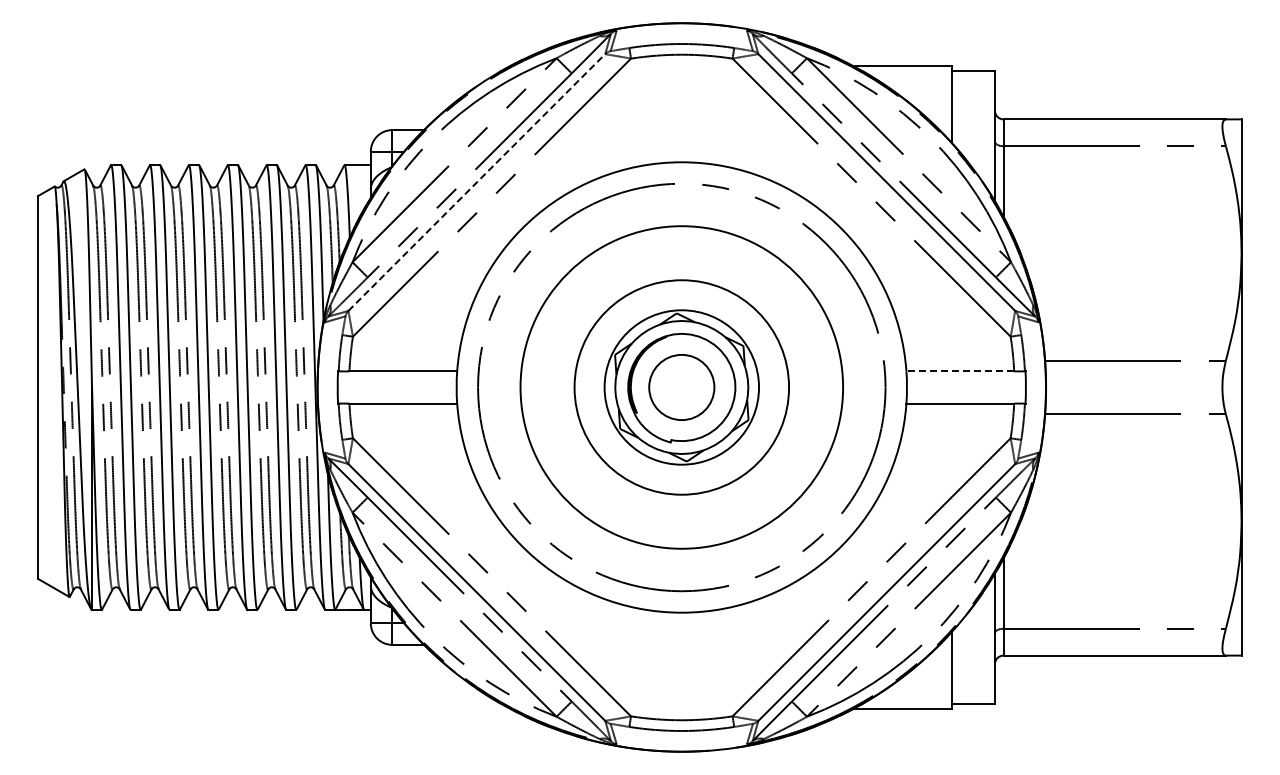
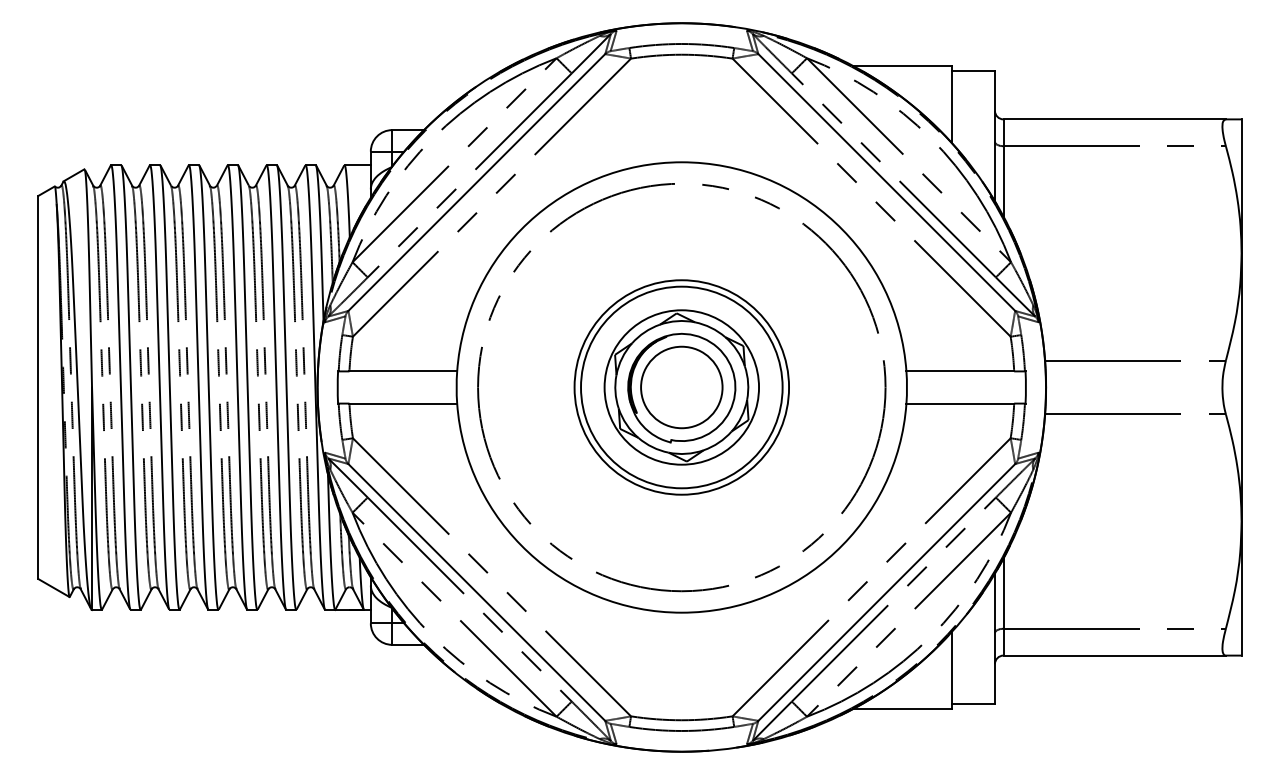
line: dashed -> solid (476, 182)
line: dashed -> solid (960, 371)
circle diameter: 323 px -> 202 px (681, 387)
circle diameter: 65 px -> 82 px (681, 387)
